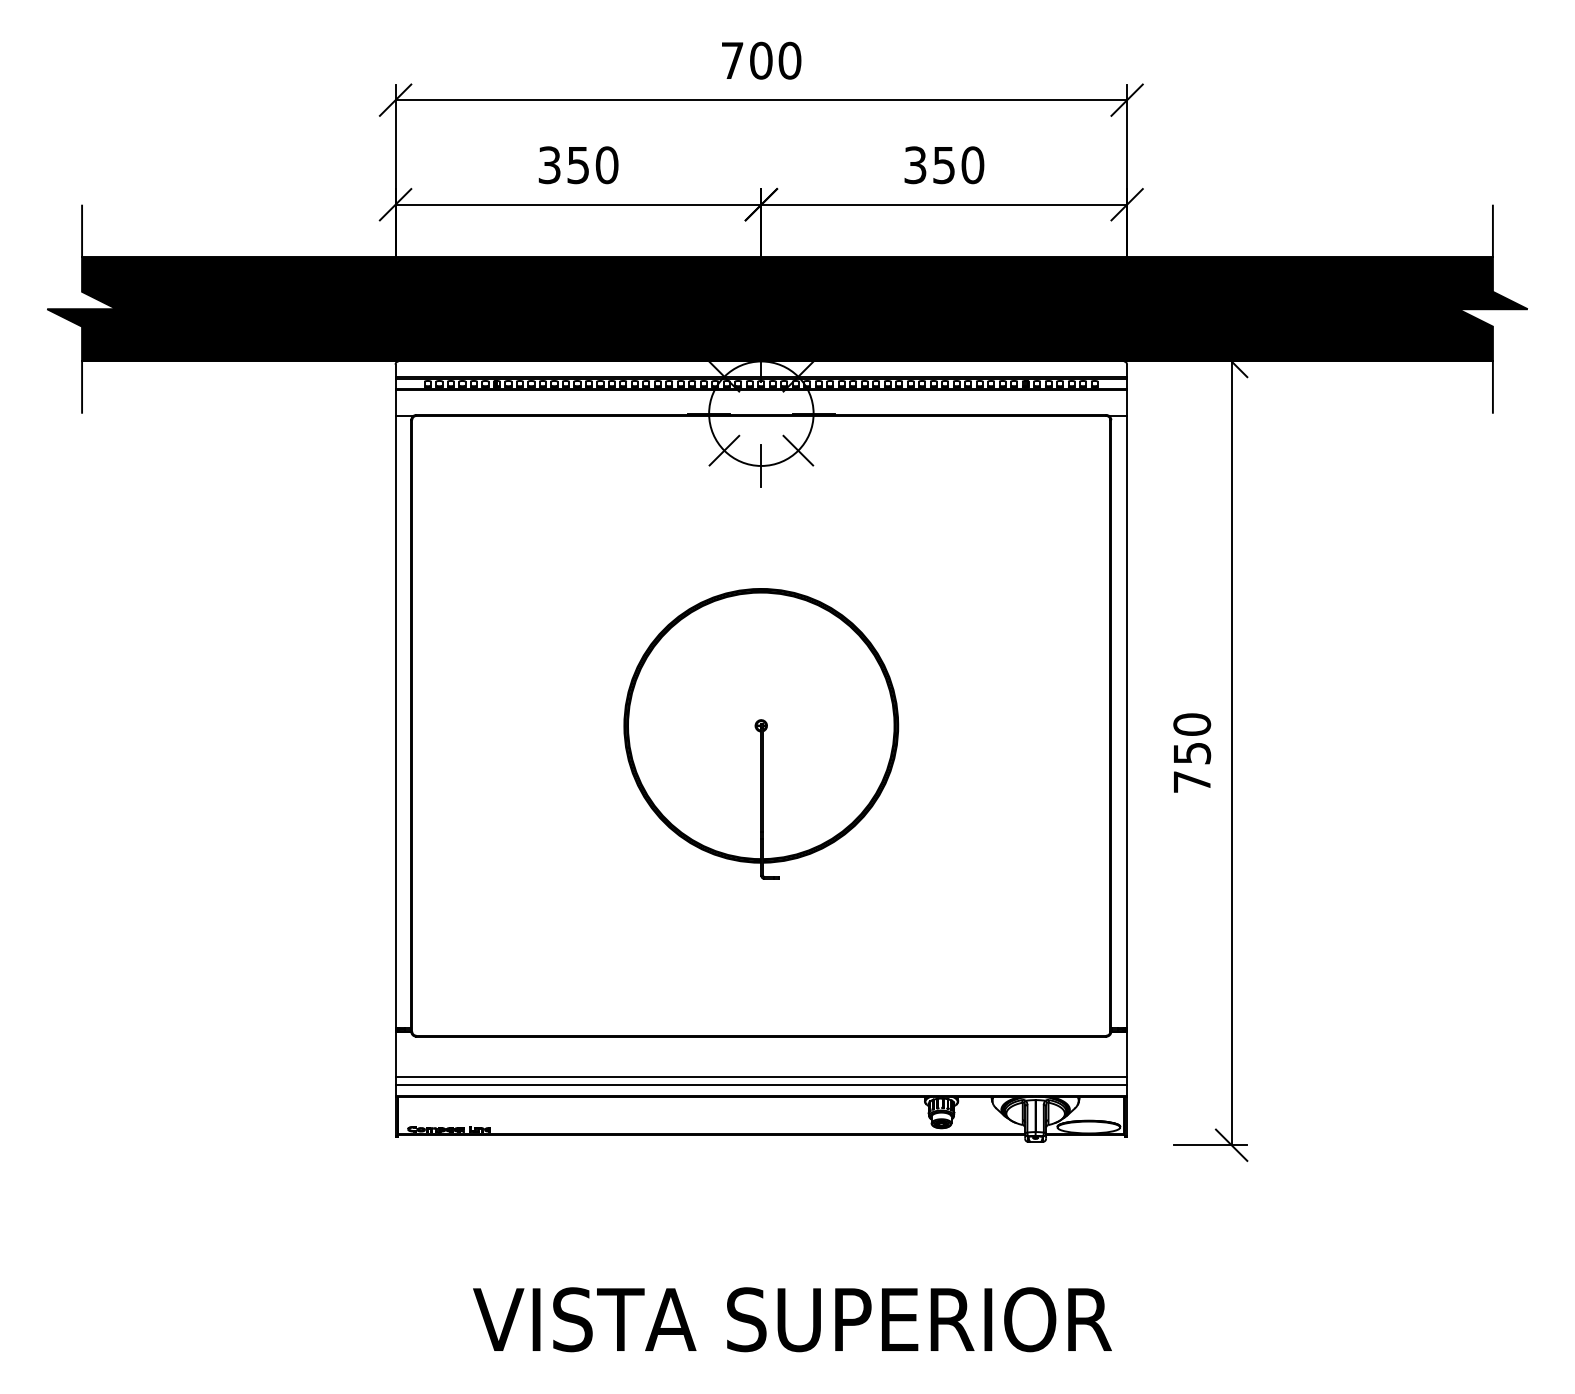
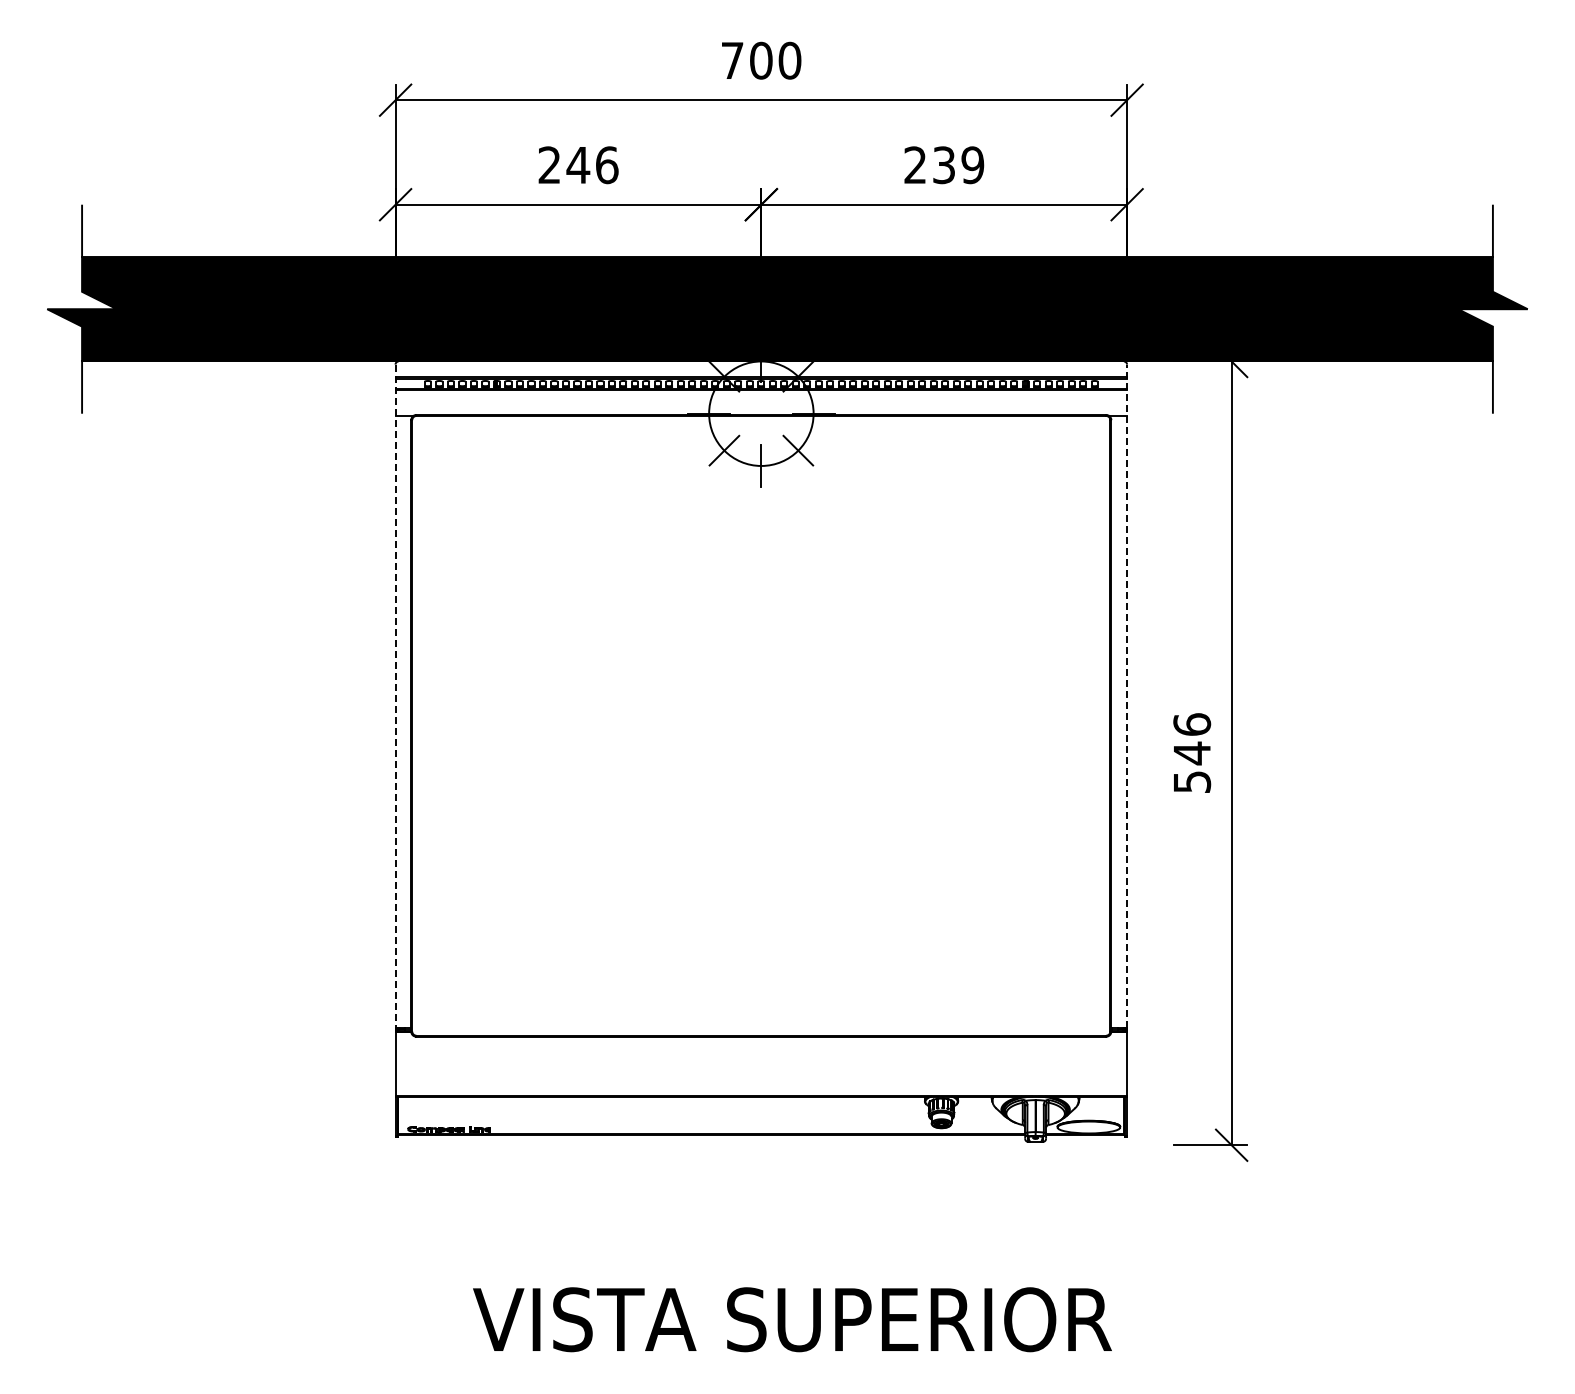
text: 350 -> 246 (578, 165)
text: 350 -> 239 (944, 165)
line: solid -> dashed (395, 696)
line: solid -> dashed (1127, 696)
part: present -> none (761, 733)
text: 750 -> 546 (1192, 752)
line: present -> none (761, 1076)
line: present -> none (761, 1085)
